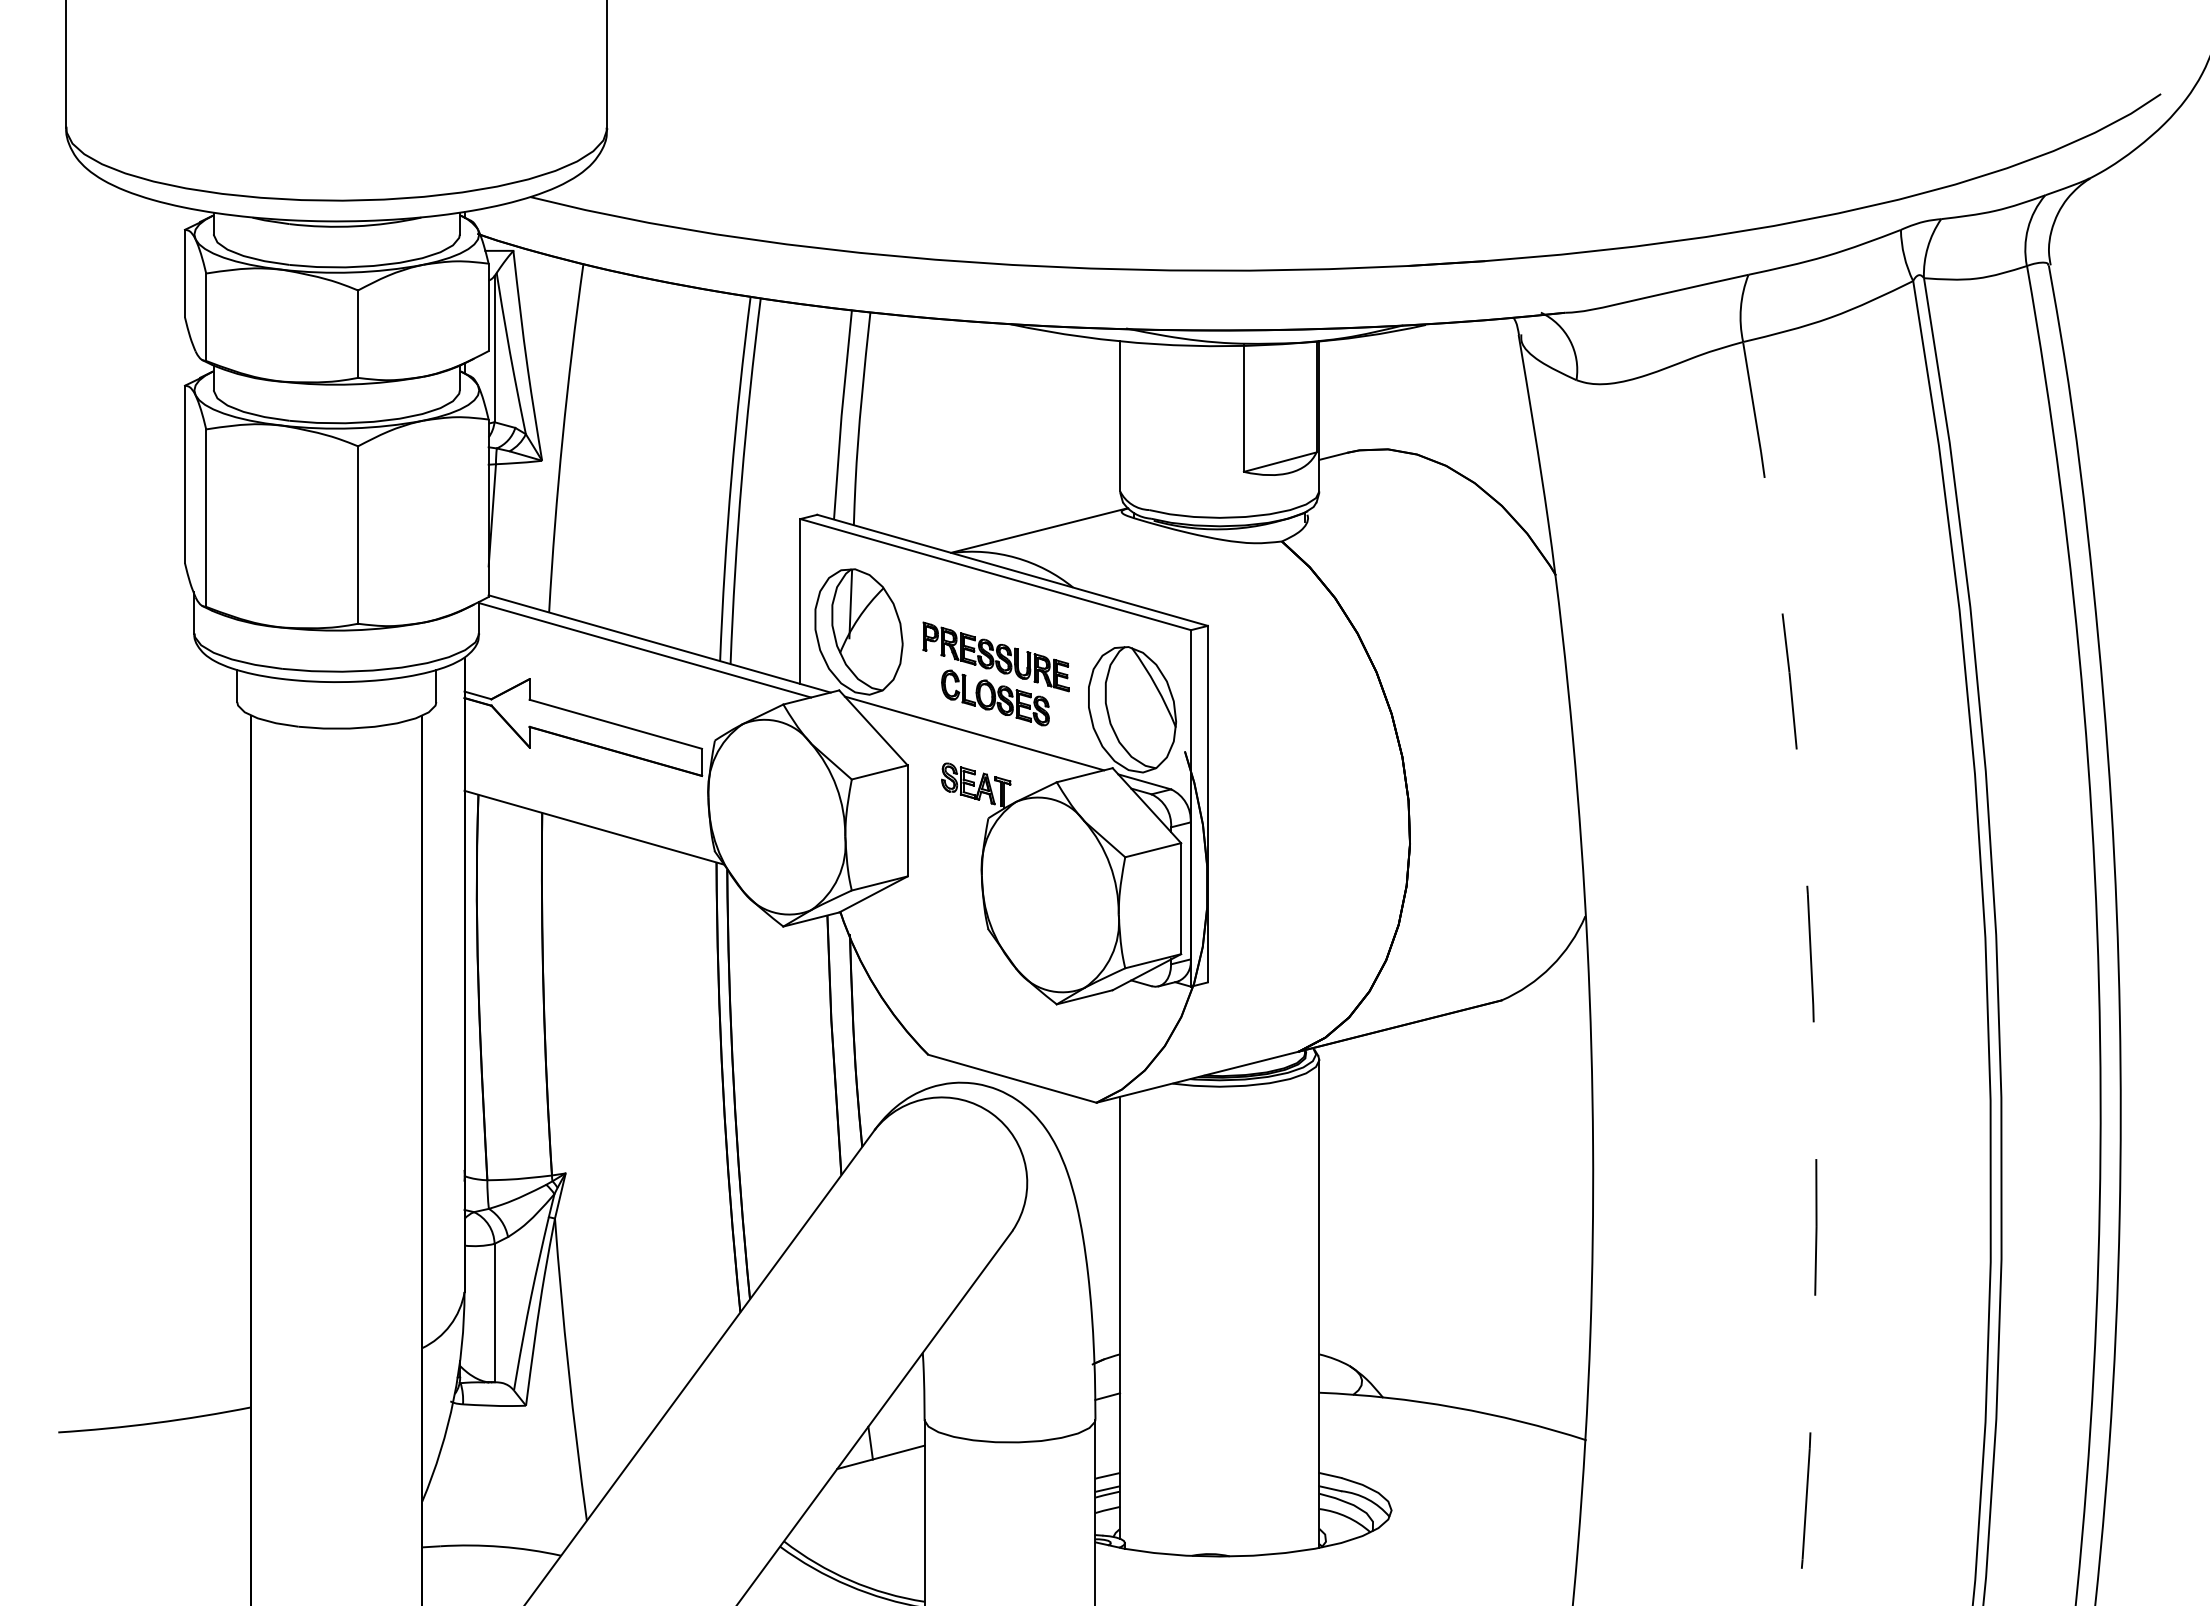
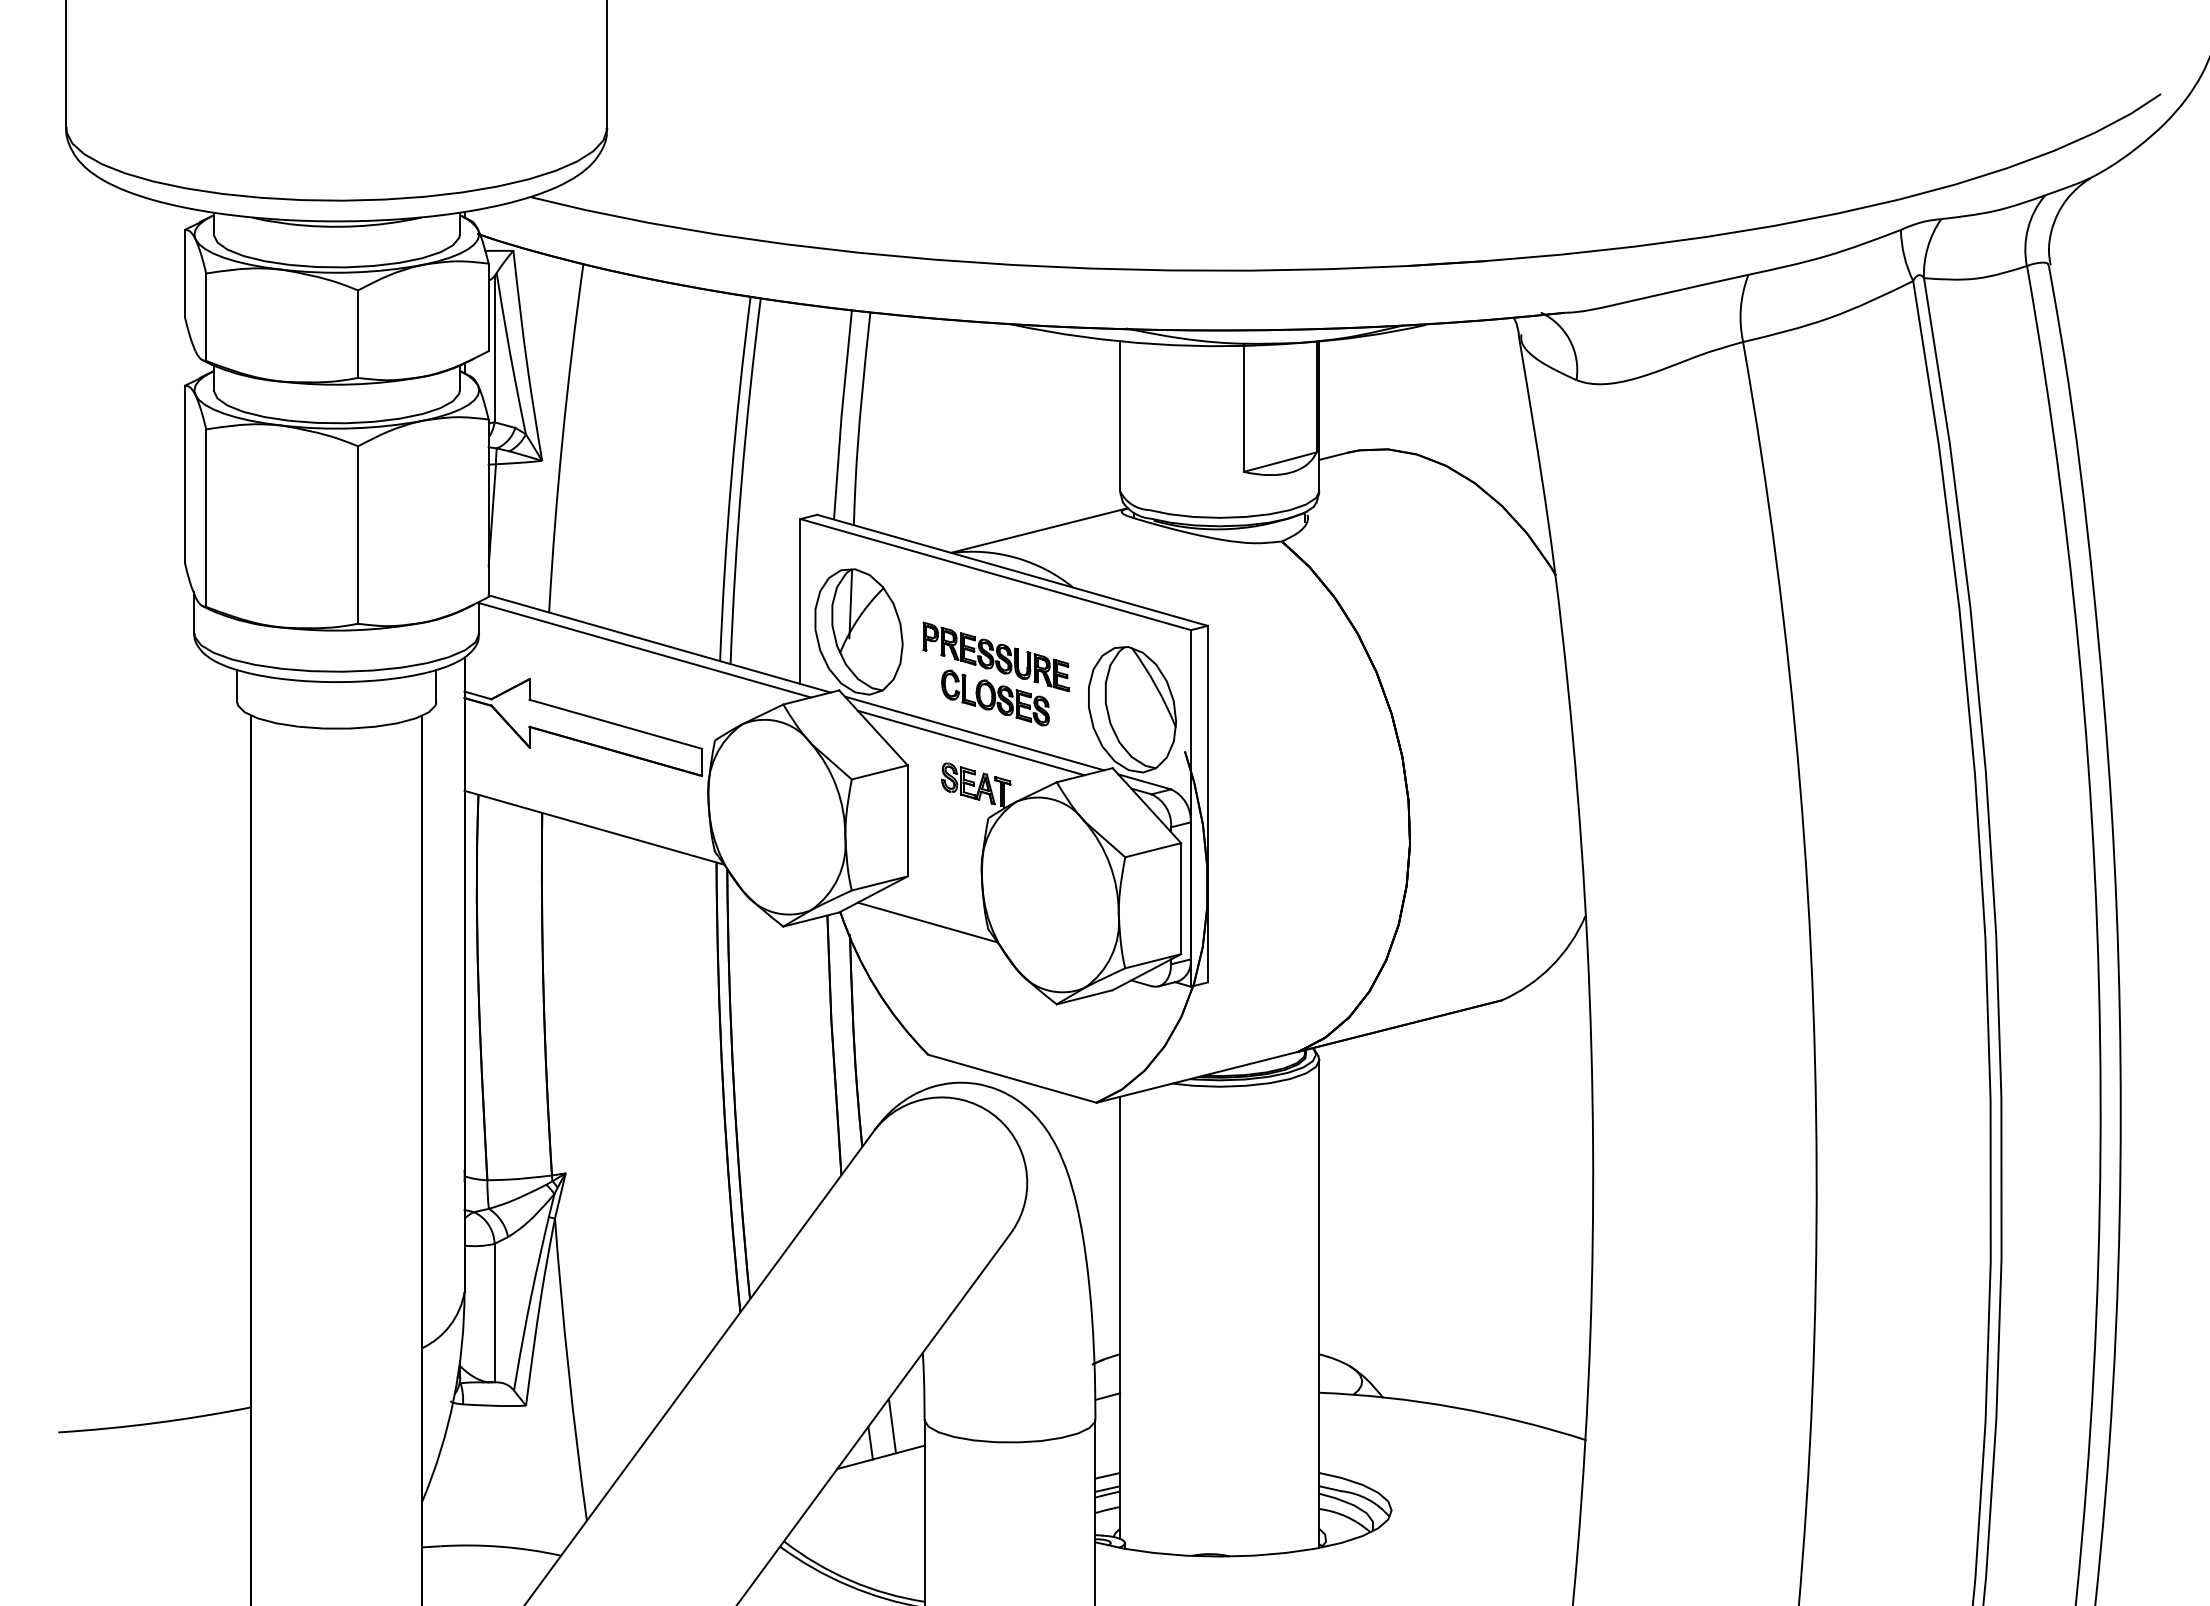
line: none -> present (970, 742)
line: none -> present (927, 922)
arc: dashed -> solid (1811, 972)
line: none -> present (892, 1425)
